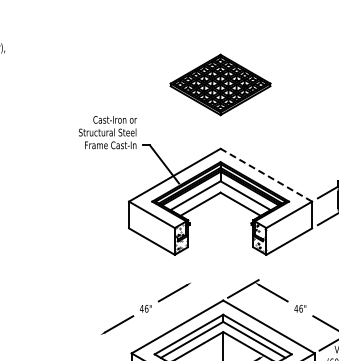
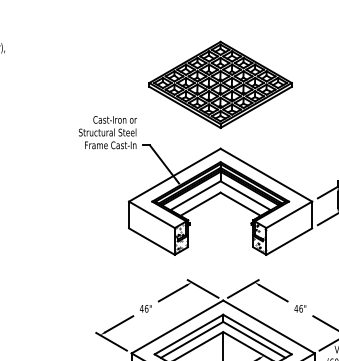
part size: 103x64 px -> 145x90 px (220, 84)
line: dashed -> solid (266, 175)
line: none -> present (202, 288)
line: none -> present (111, 341)
